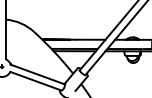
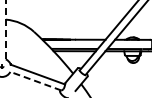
line: solid -> dashed (5, 29)
line: solid -> dashed (35, 81)
